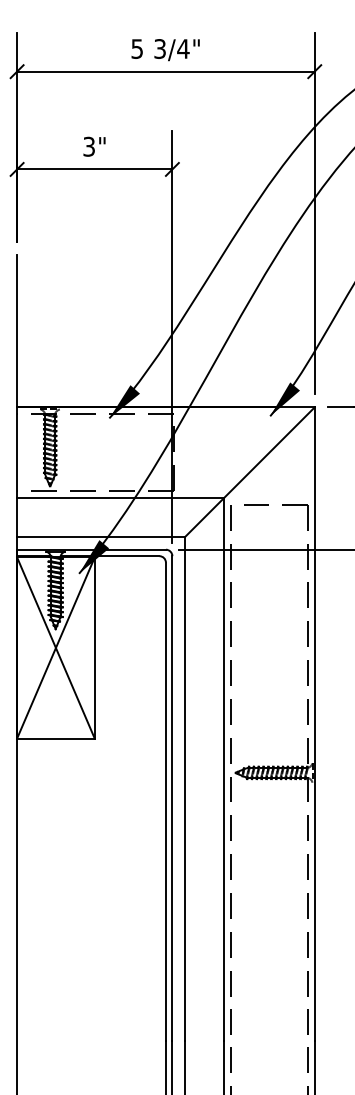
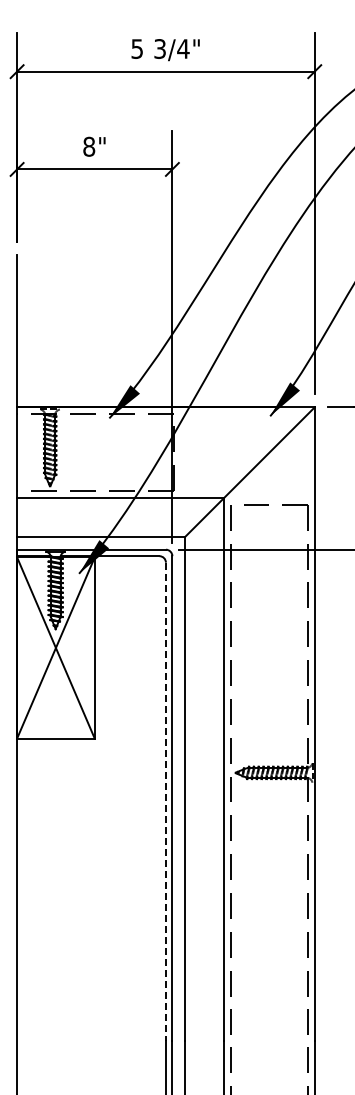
text: 3" -> 8" (89, 146)
line: solid -> dashed (165, 802)
